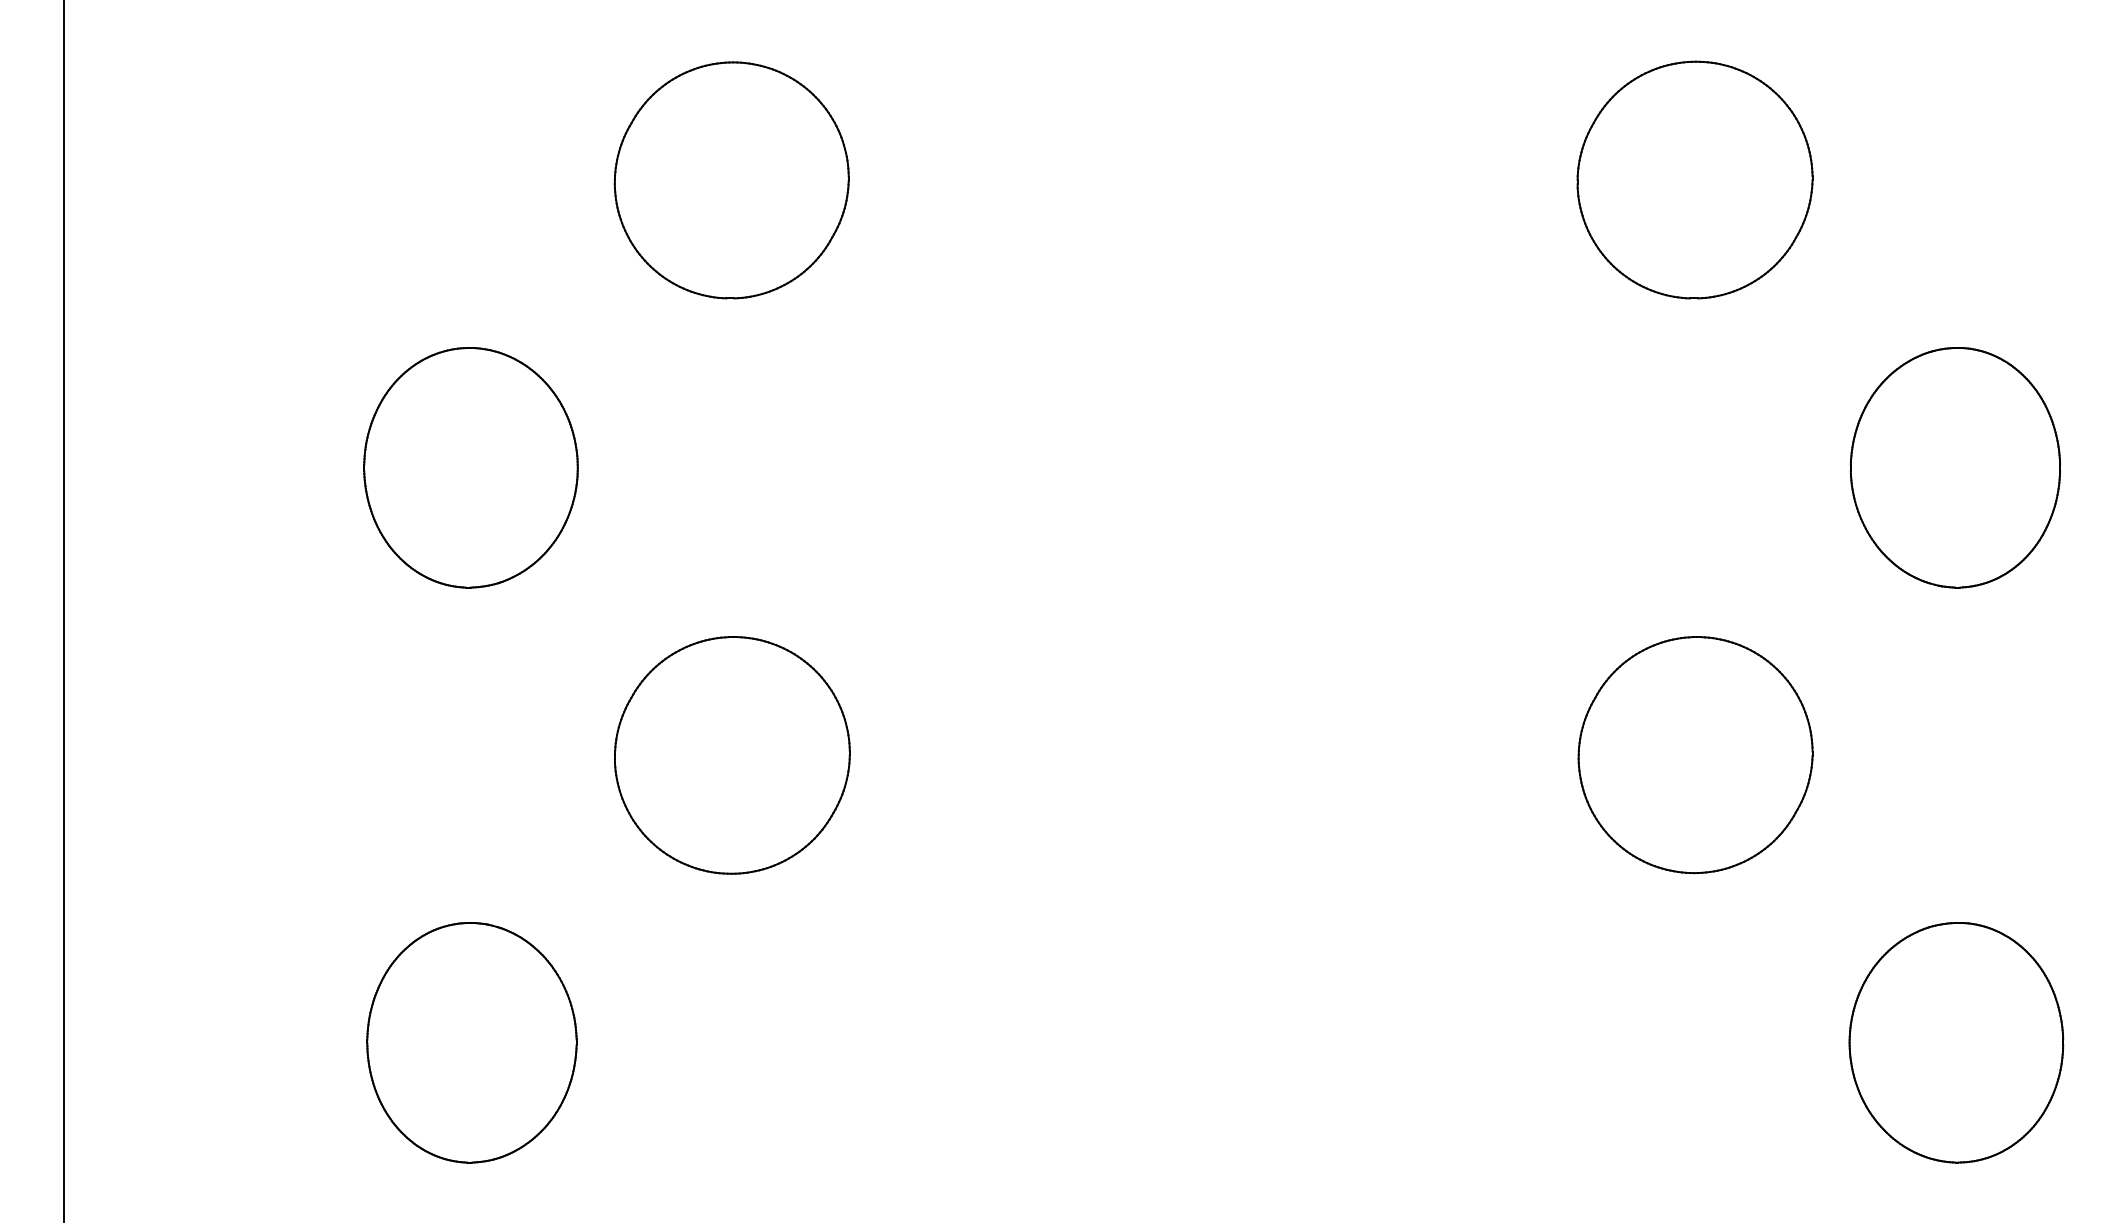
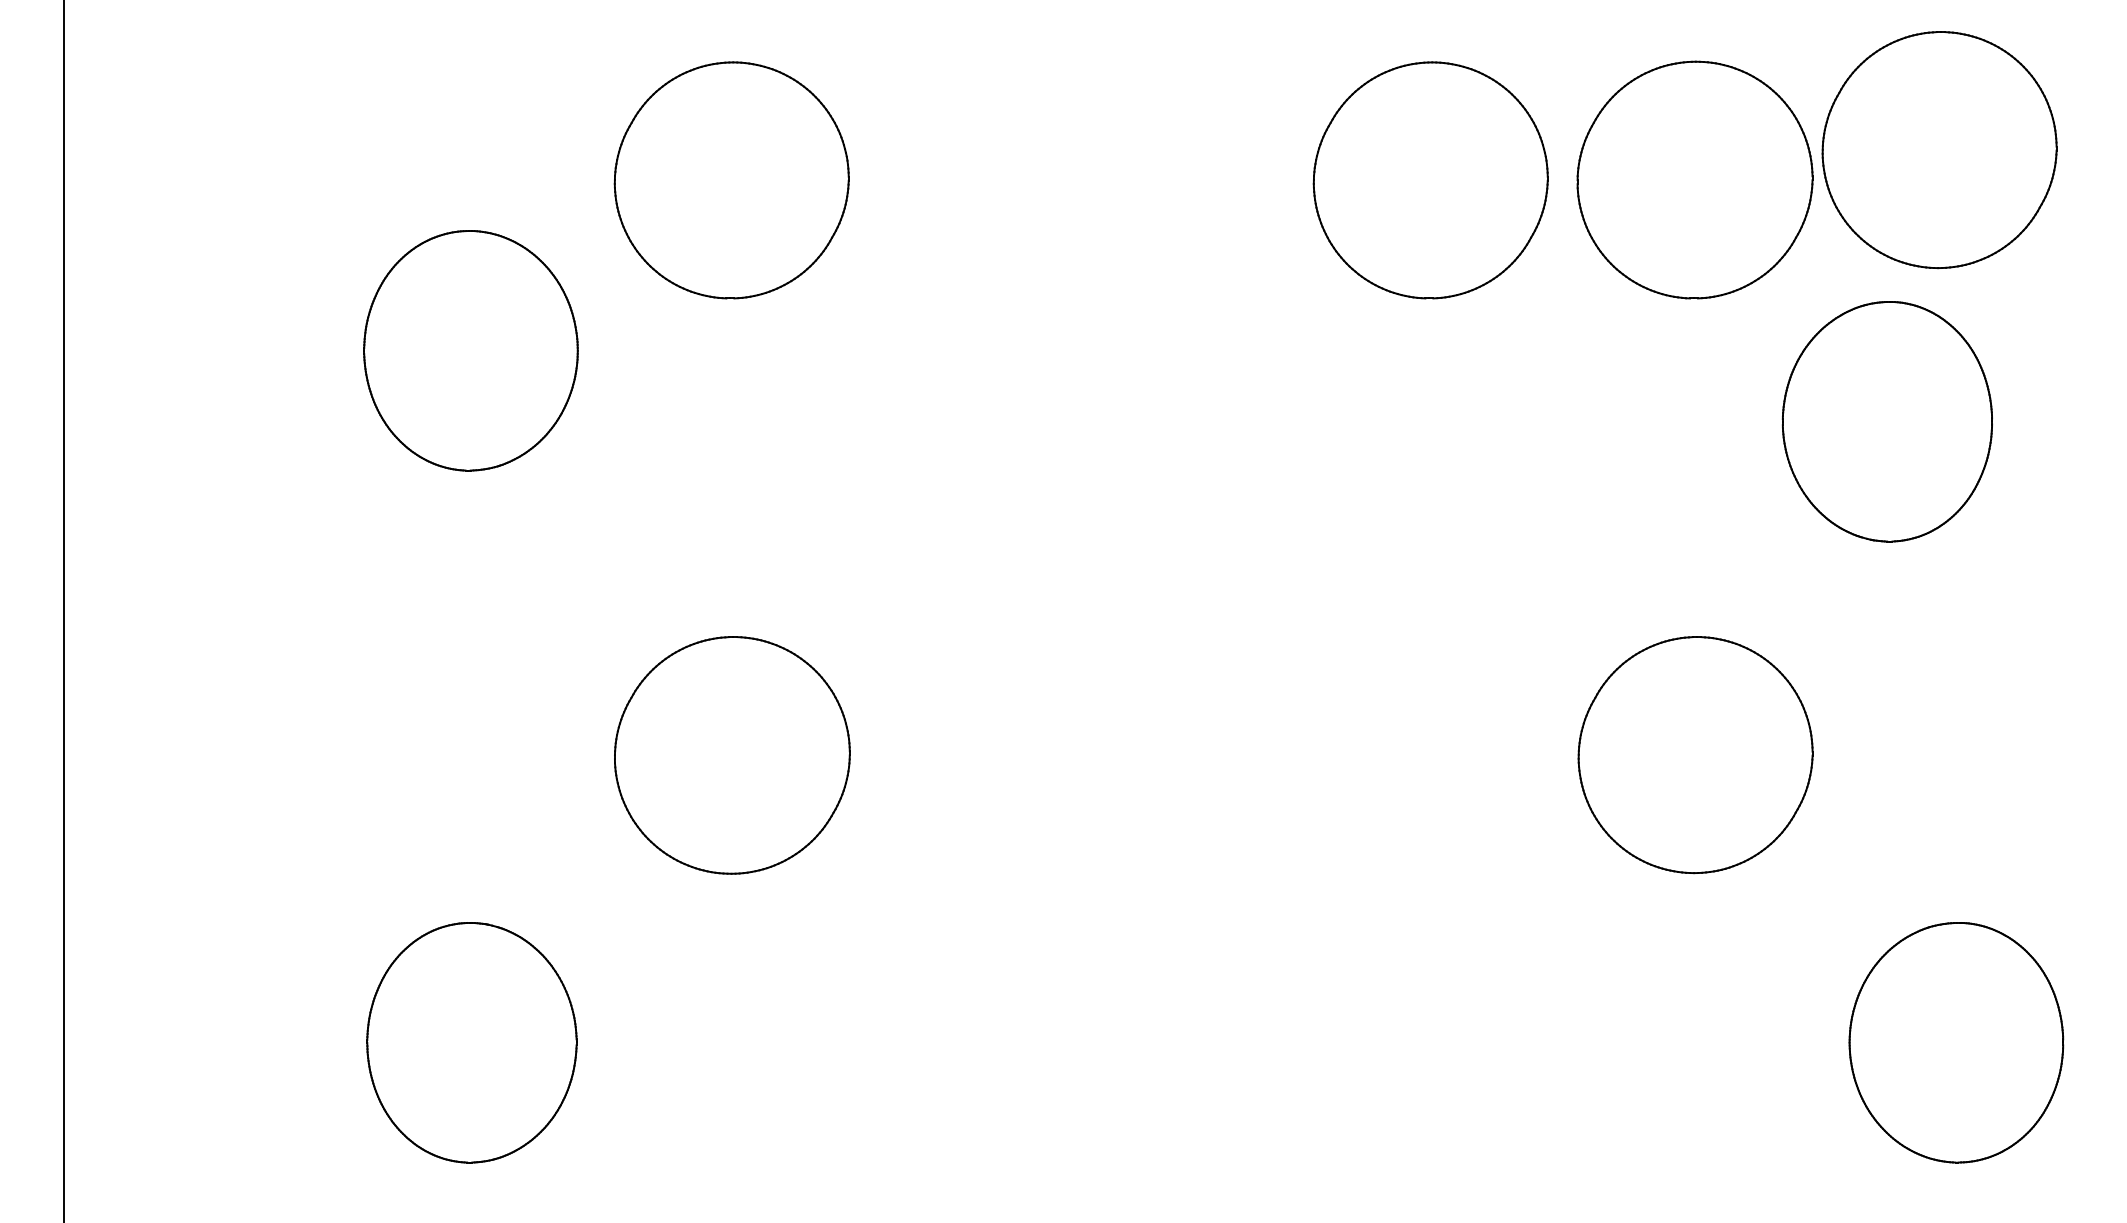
part: none -> present (1939, 150)
part: none -> present (1430, 180)
part position: (470, 467) -> (470, 350) (470, 350)
part position: (1954, 467) -> (1886, 421) (1886, 421)
